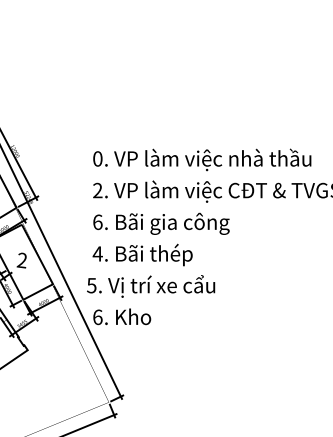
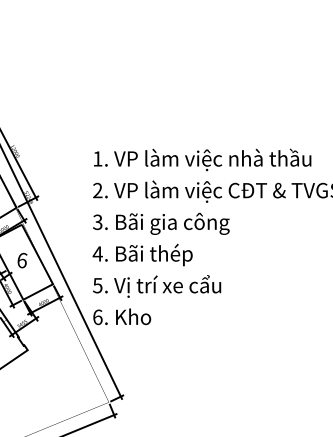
text: 0. -> 1. (97, 158)
text: 6. -> 3. (97, 221)
text: 2 -> 6 (21, 260)
text position: (151, 286) -> (157, 286) (157, 286)
